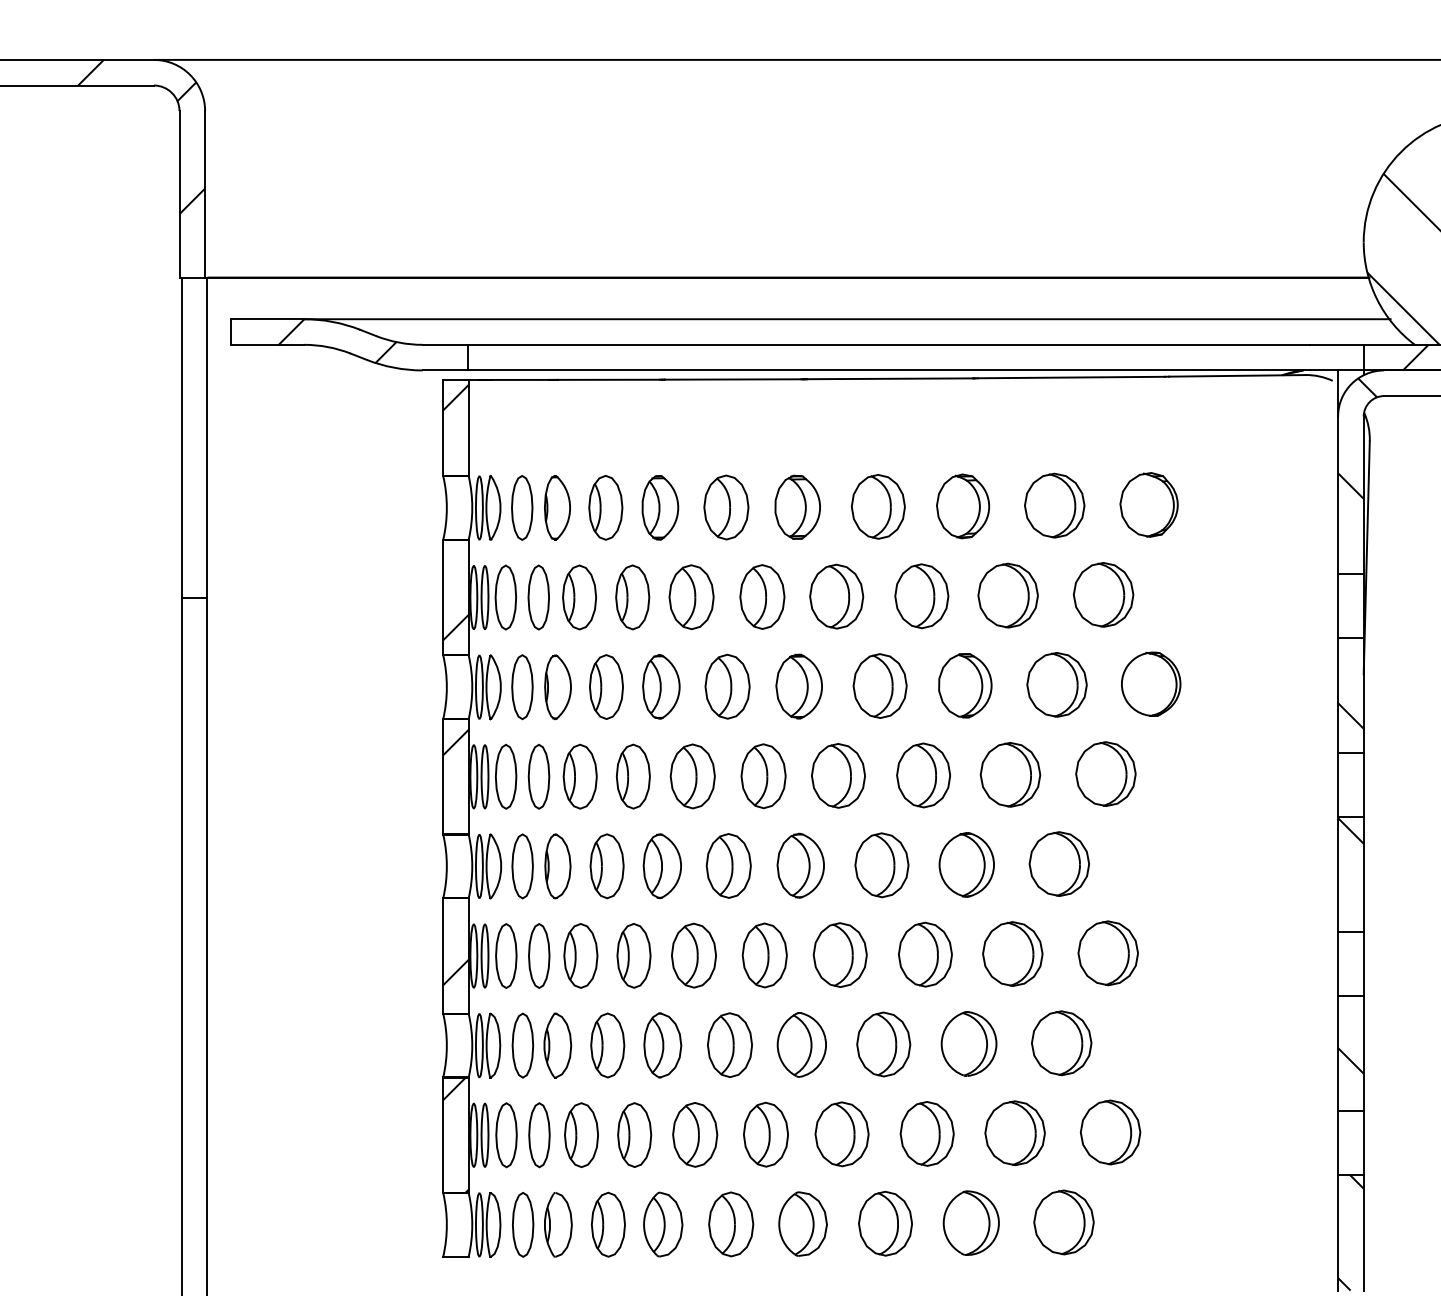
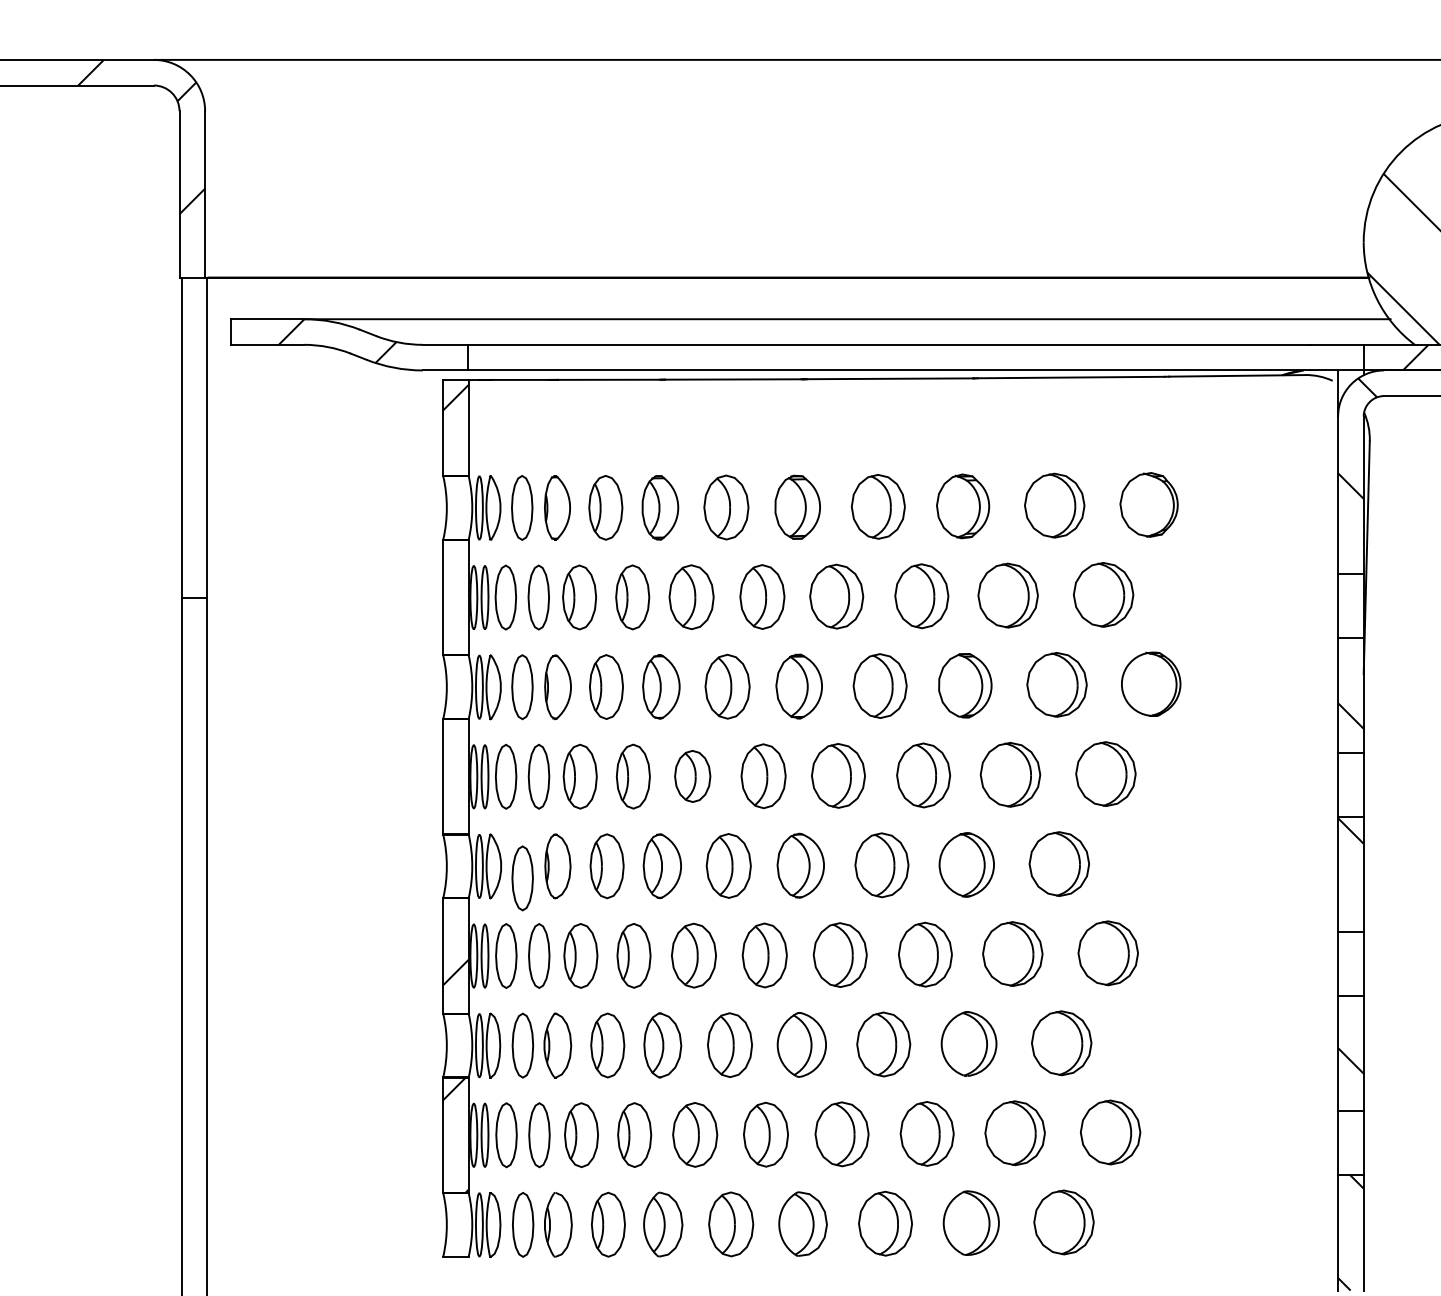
hatch: present -> none (455, 627)
hatch: present -> none (455, 742)
part size: 47x67 px -> 38x53 px (692, 776)
part position: (522, 866) -> (522, 878) (522, 878)
